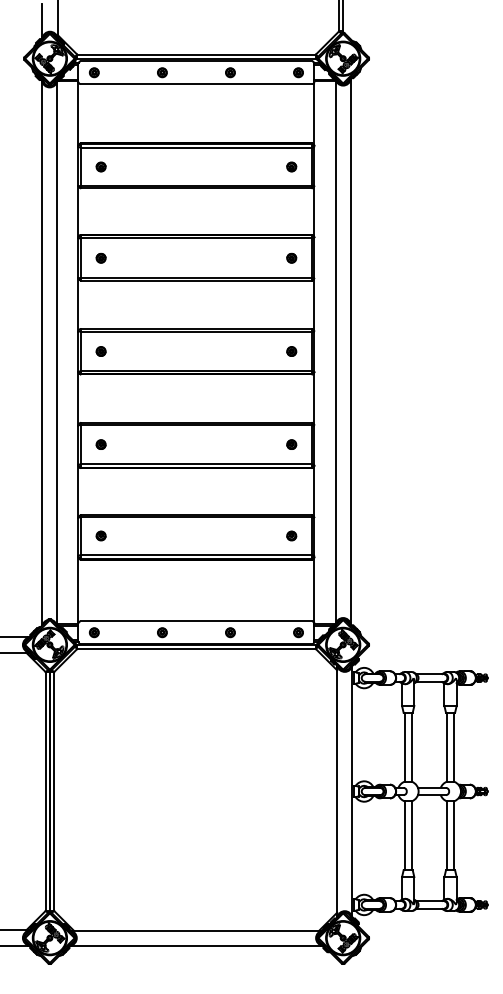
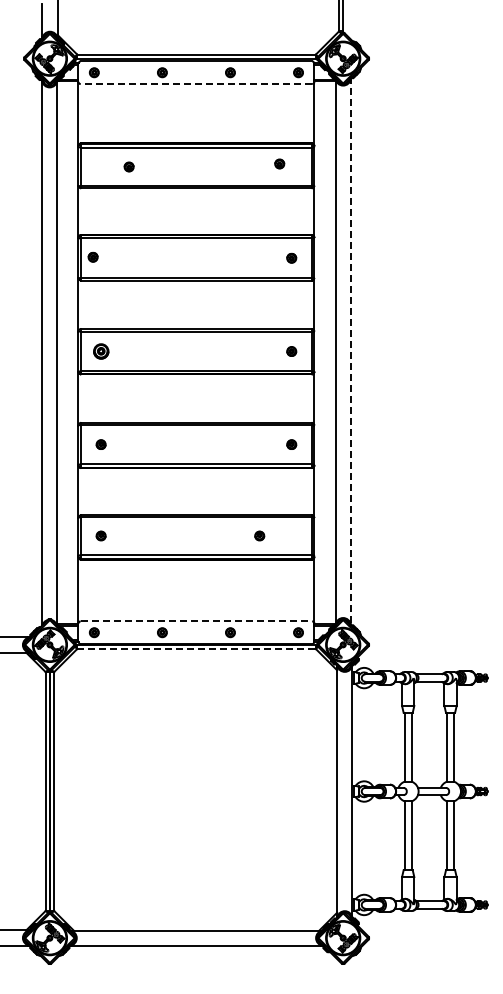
line: solid -> dashed (196, 84)
part position: (100, 166) -> (128, 166) (128, 166)
part position: (291, 166) -> (279, 163) (279, 163)
part position: (100, 257) -> (92, 256) (92, 256)
part size: 12x11 px -> 17x17 px (101, 351)
line: solid -> dashed (350, 351)
part position: (291, 535) -> (259, 535) (259, 535)
line: solid -> dashed (196, 621)
line: solid -> dashed (197, 649)
